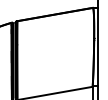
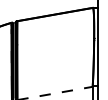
line: solid -> dashed (55, 93)
